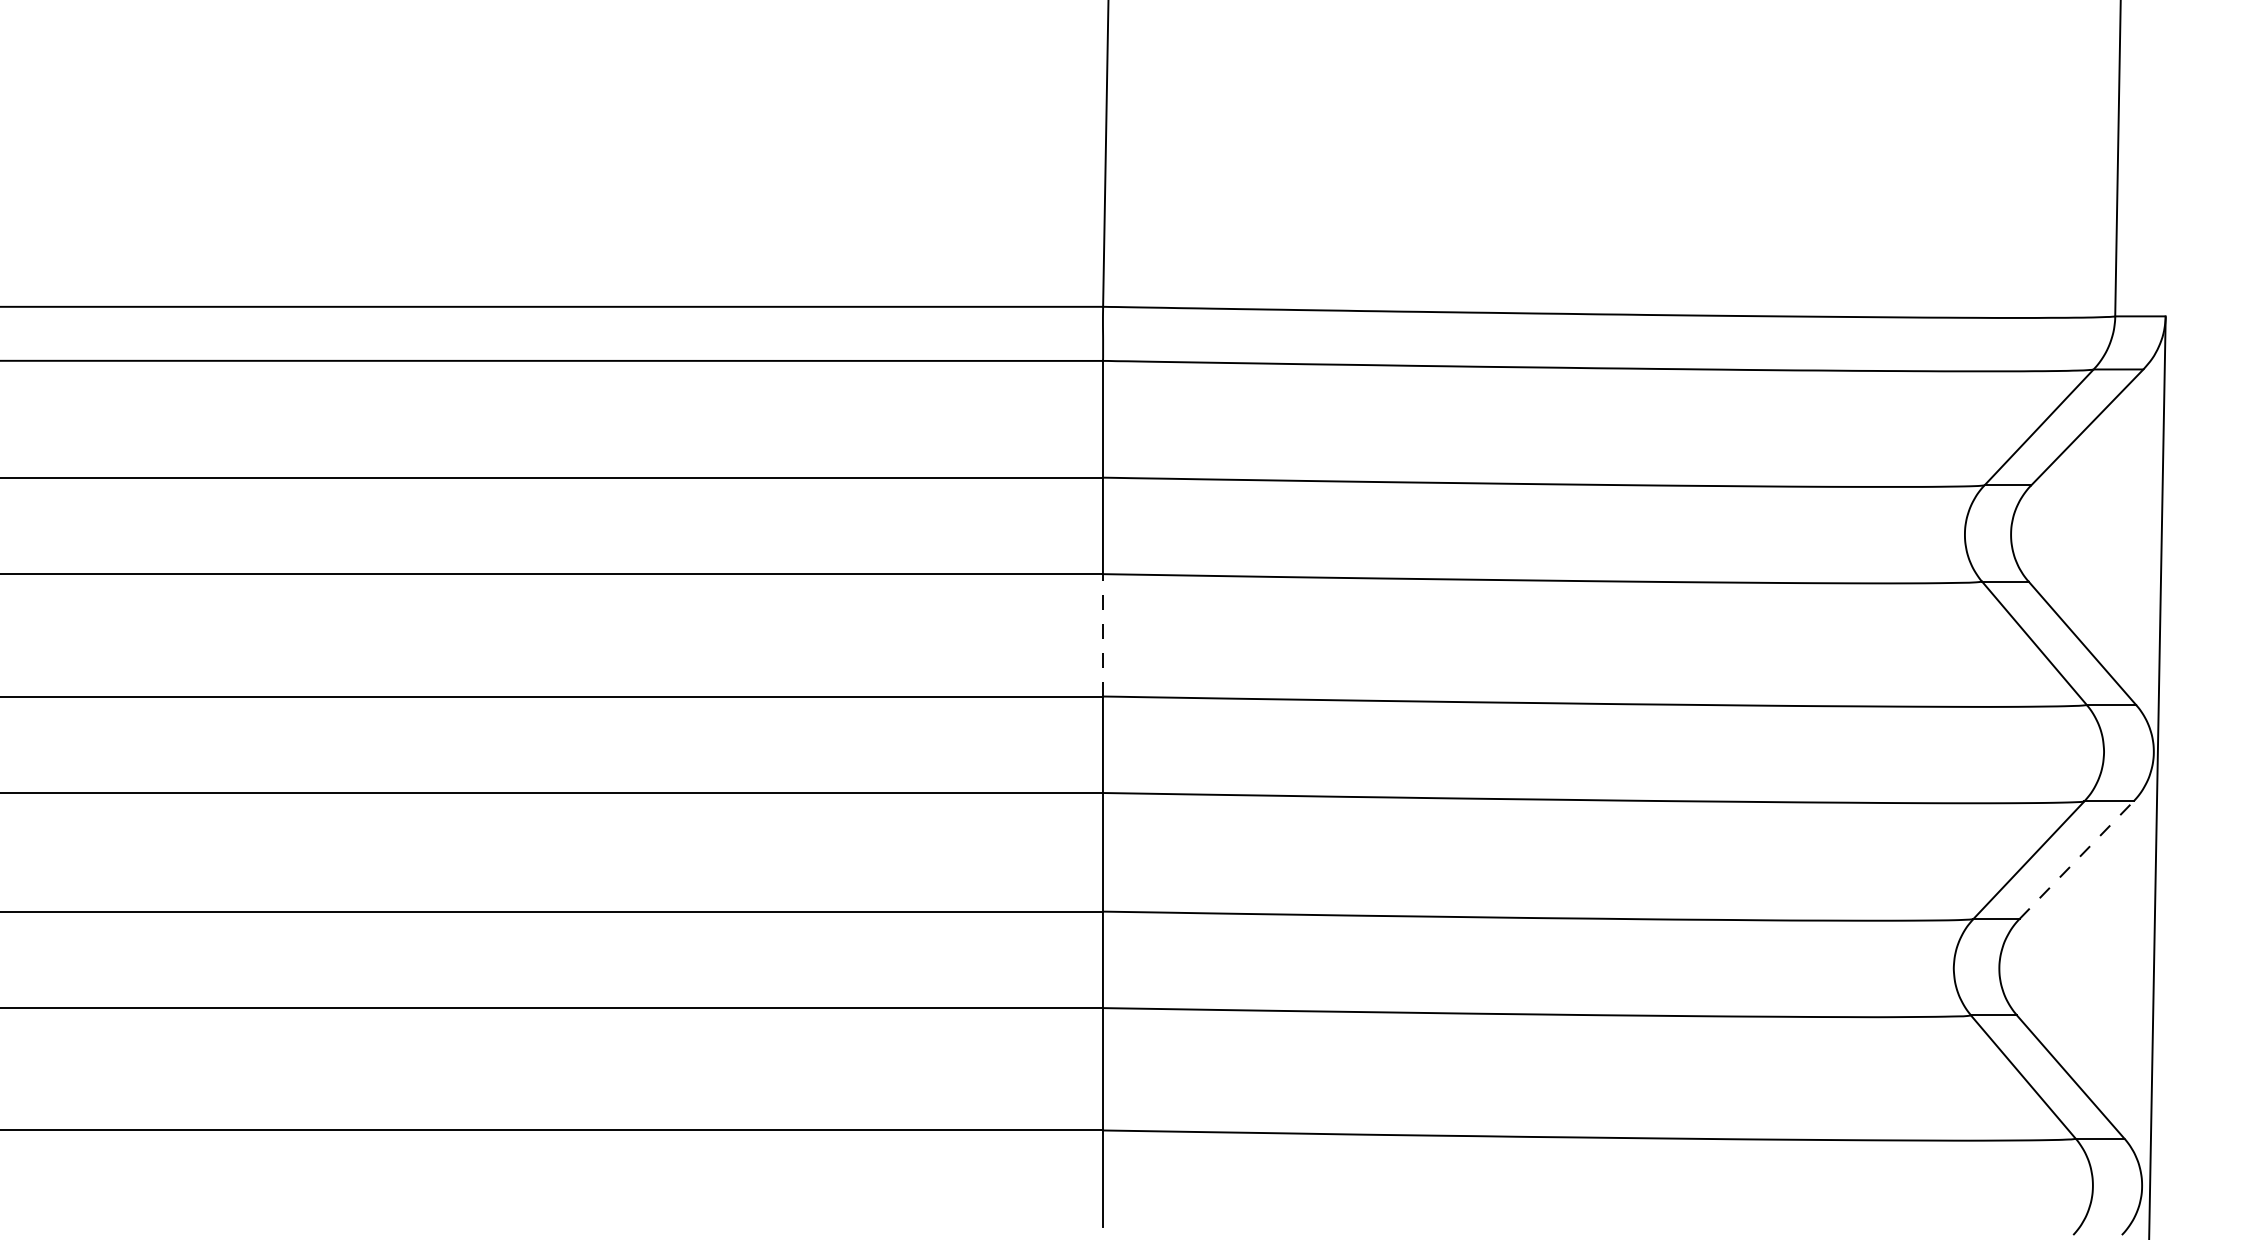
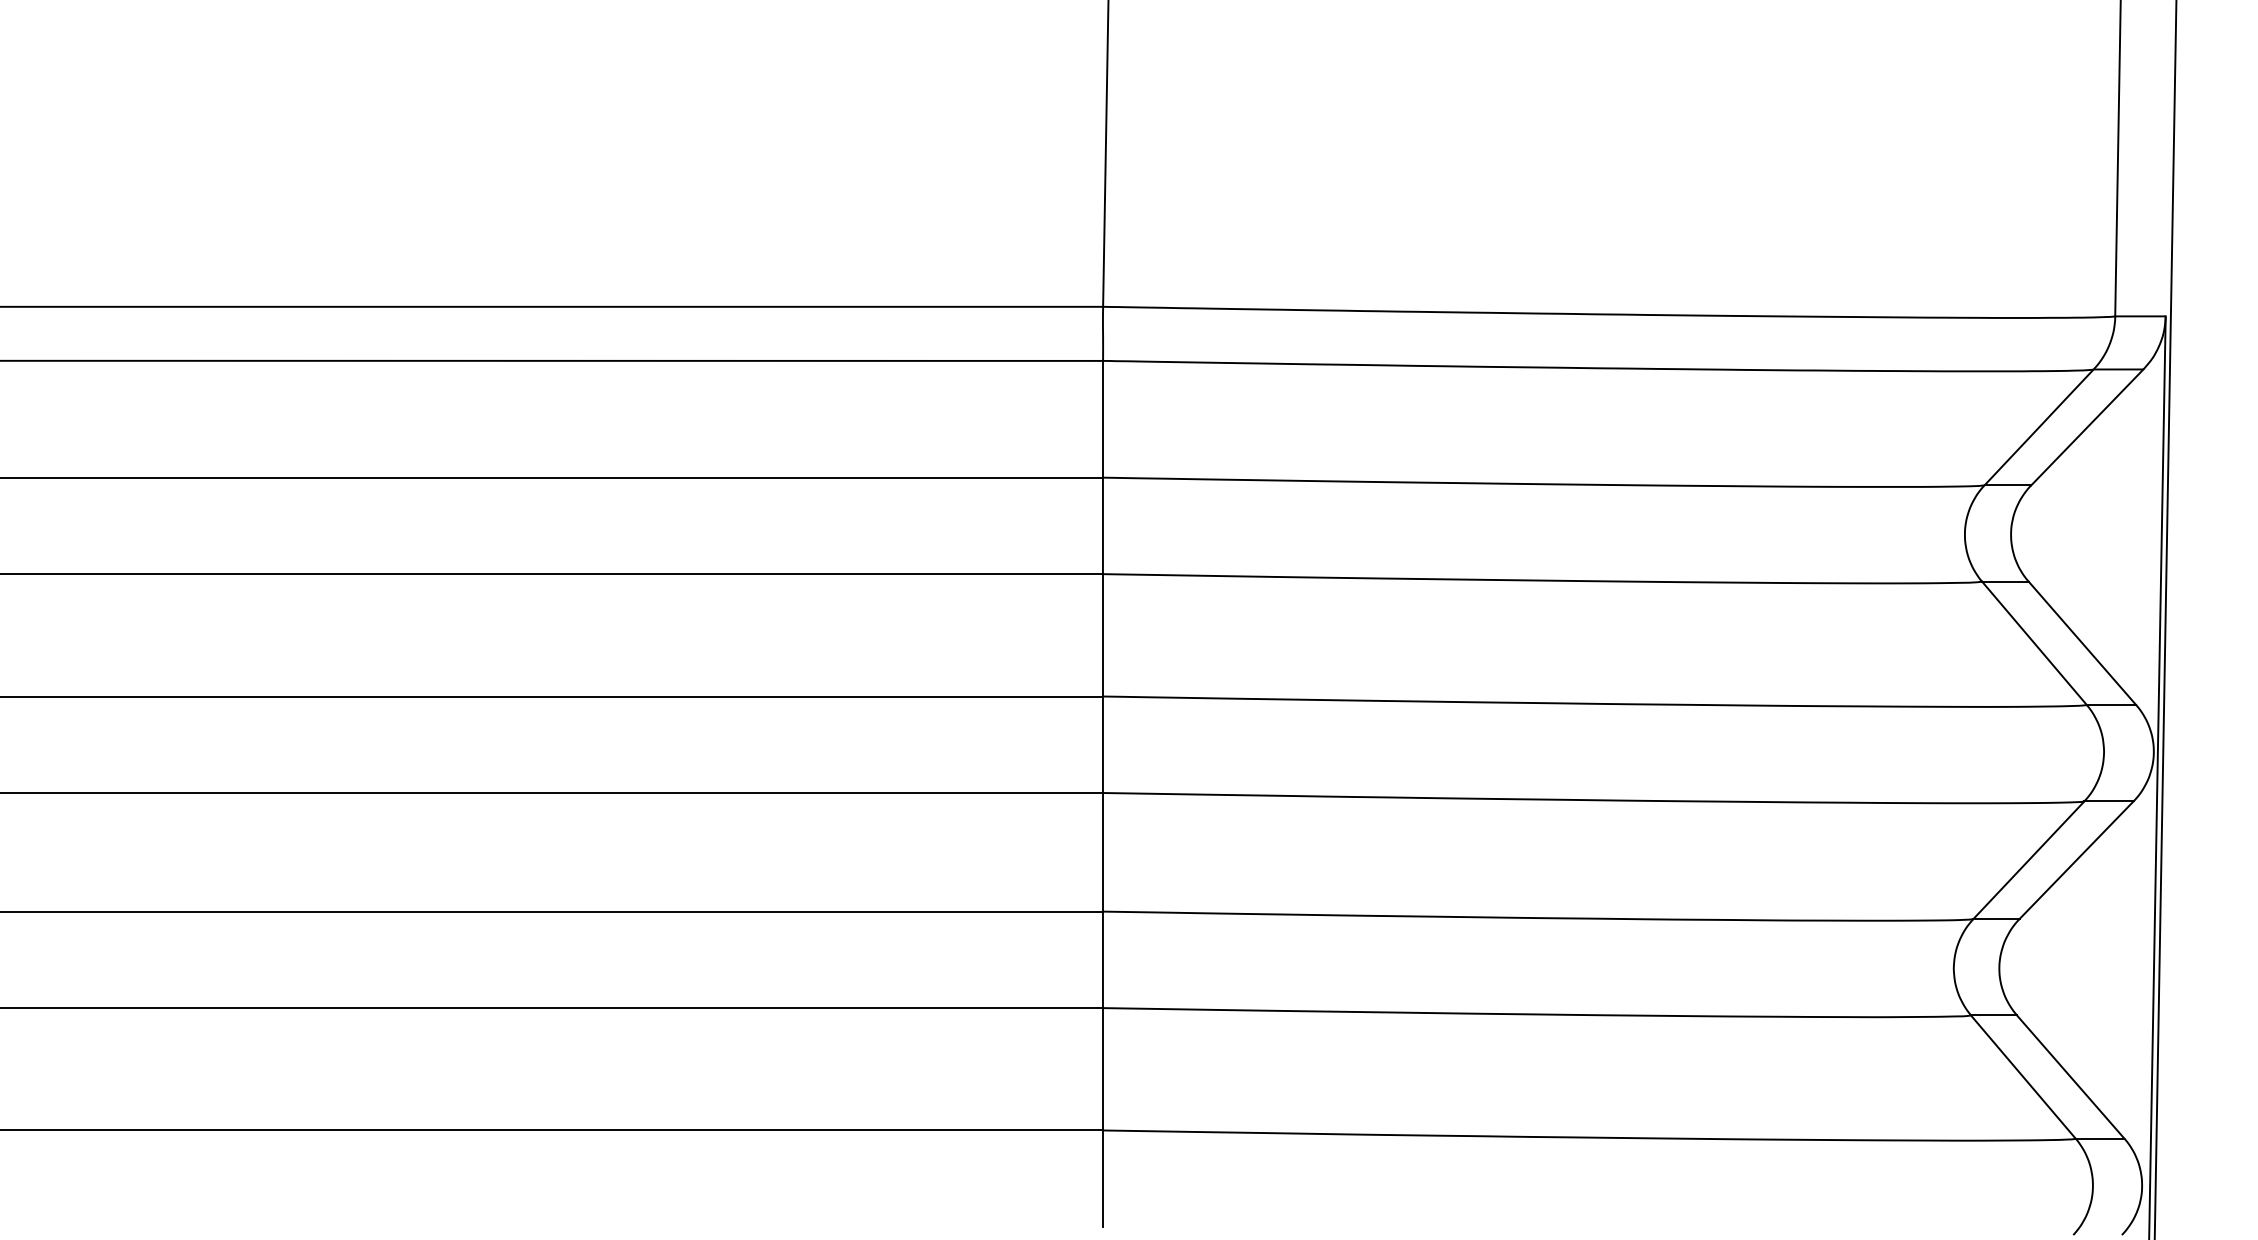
line: none -> present (2165, 619)
line: dashed -> solid (1102, 634)
line: dashed -> solid (2076, 860)
